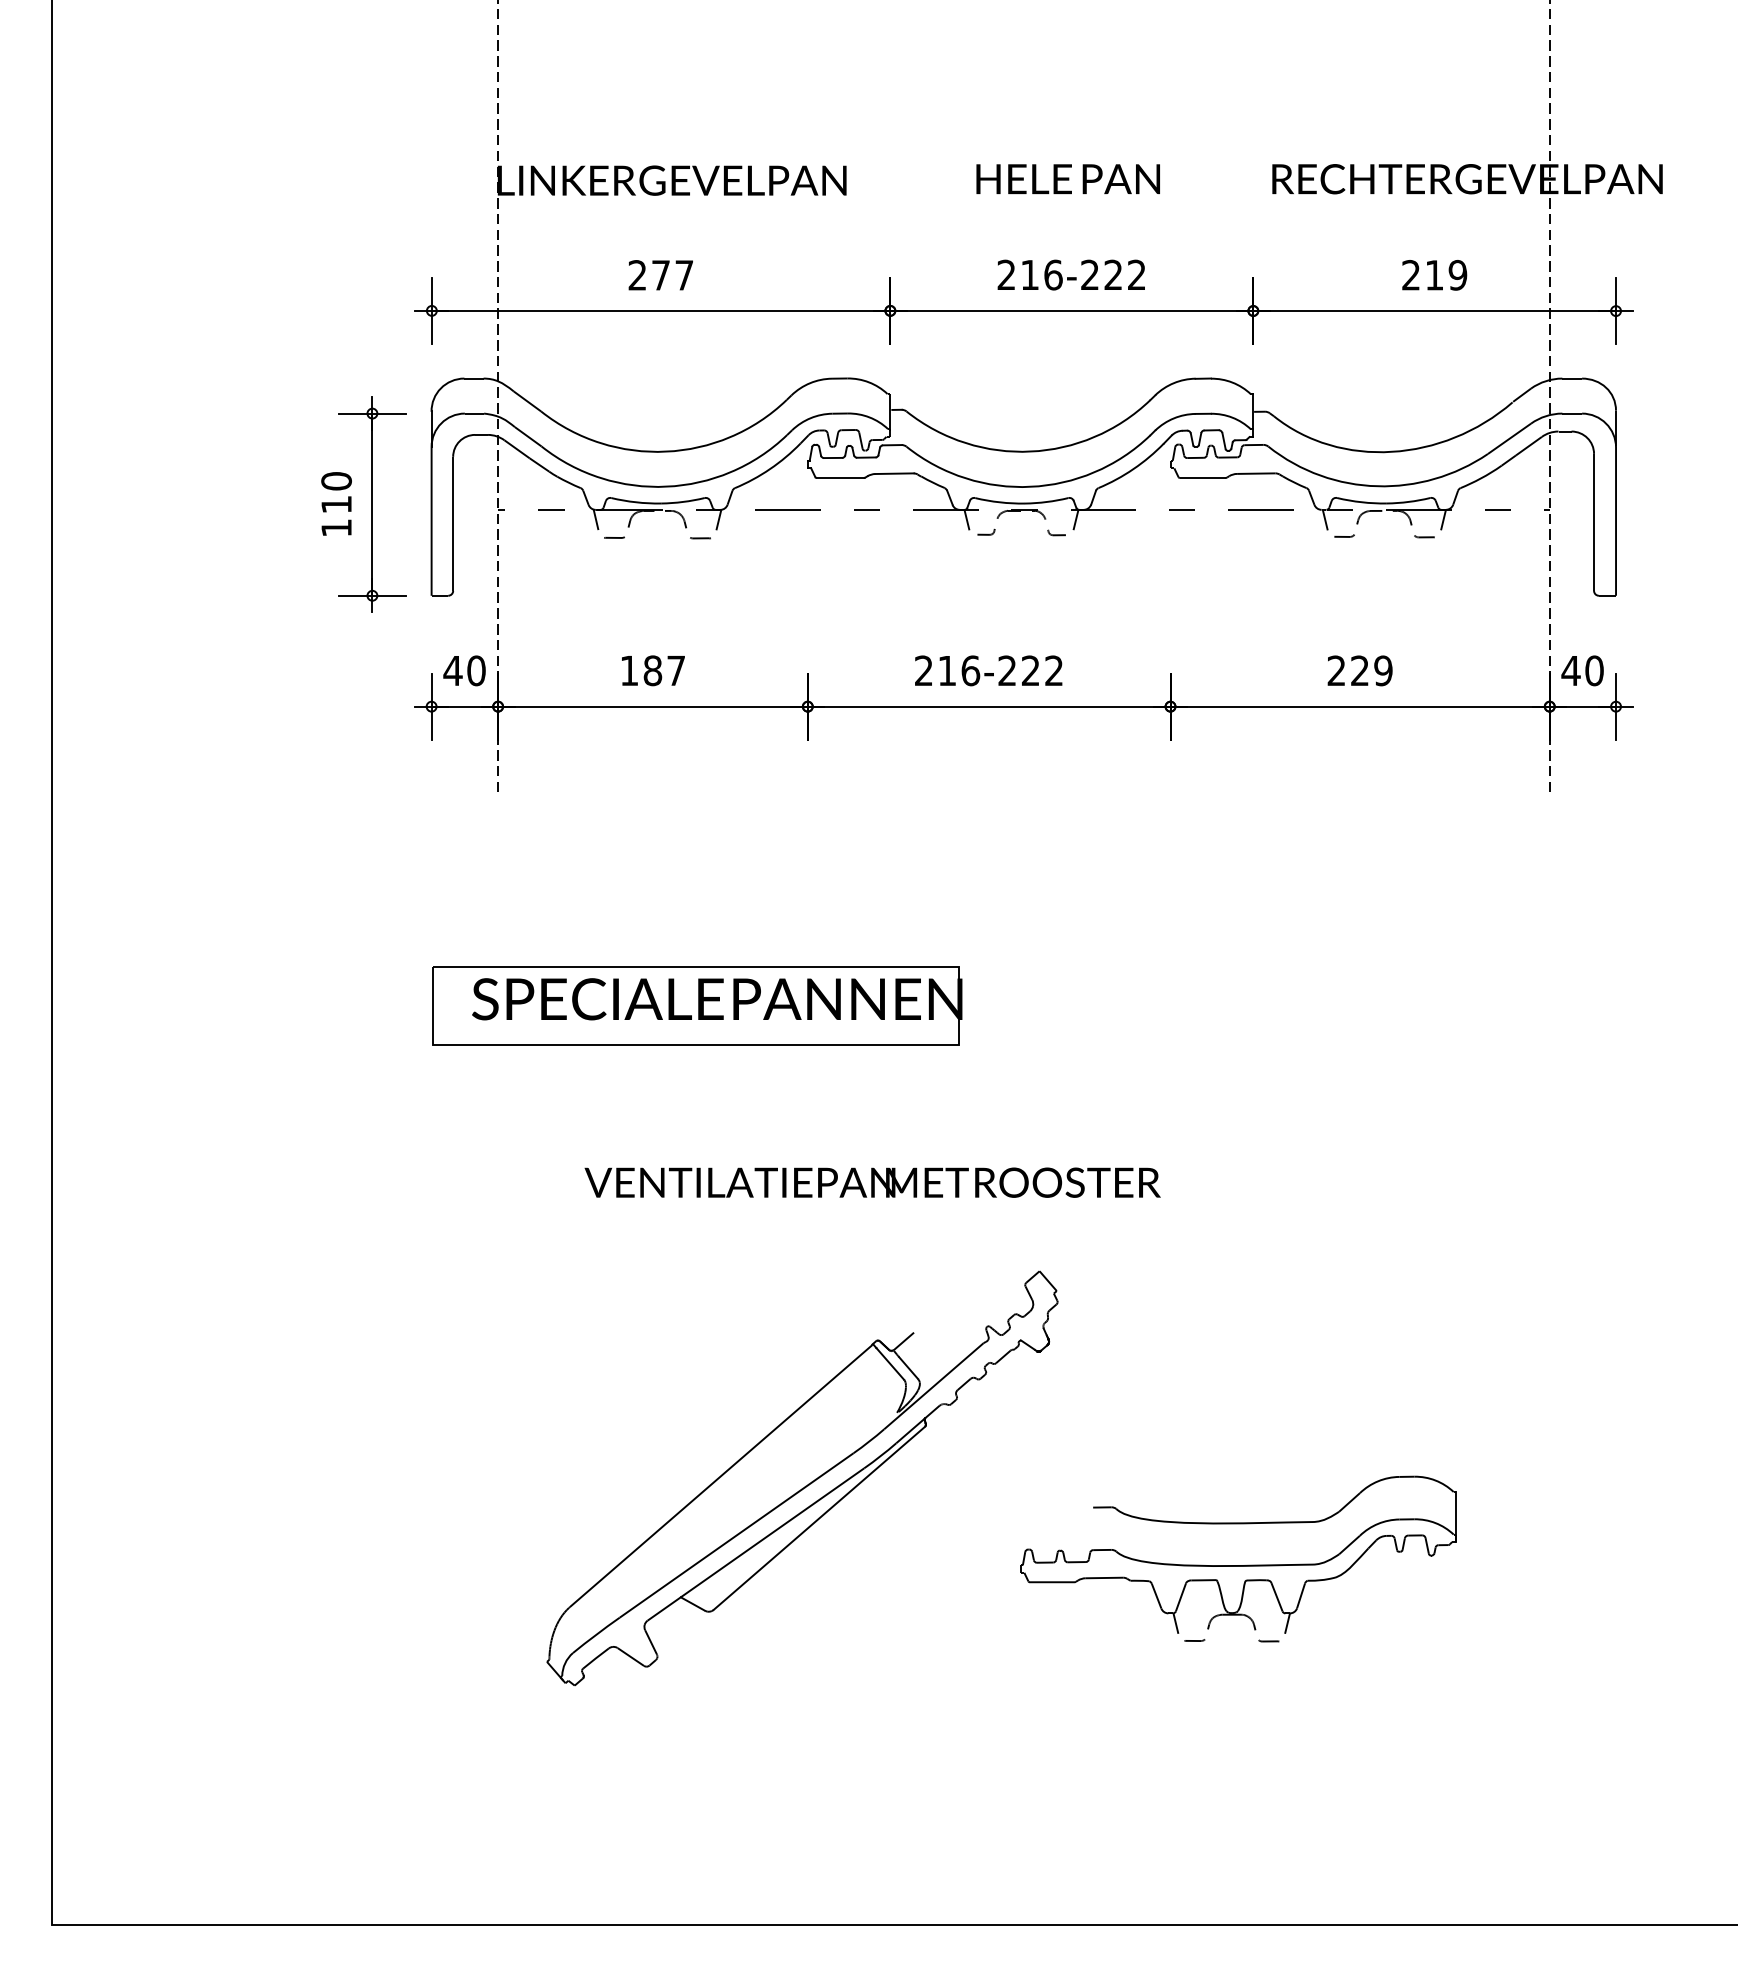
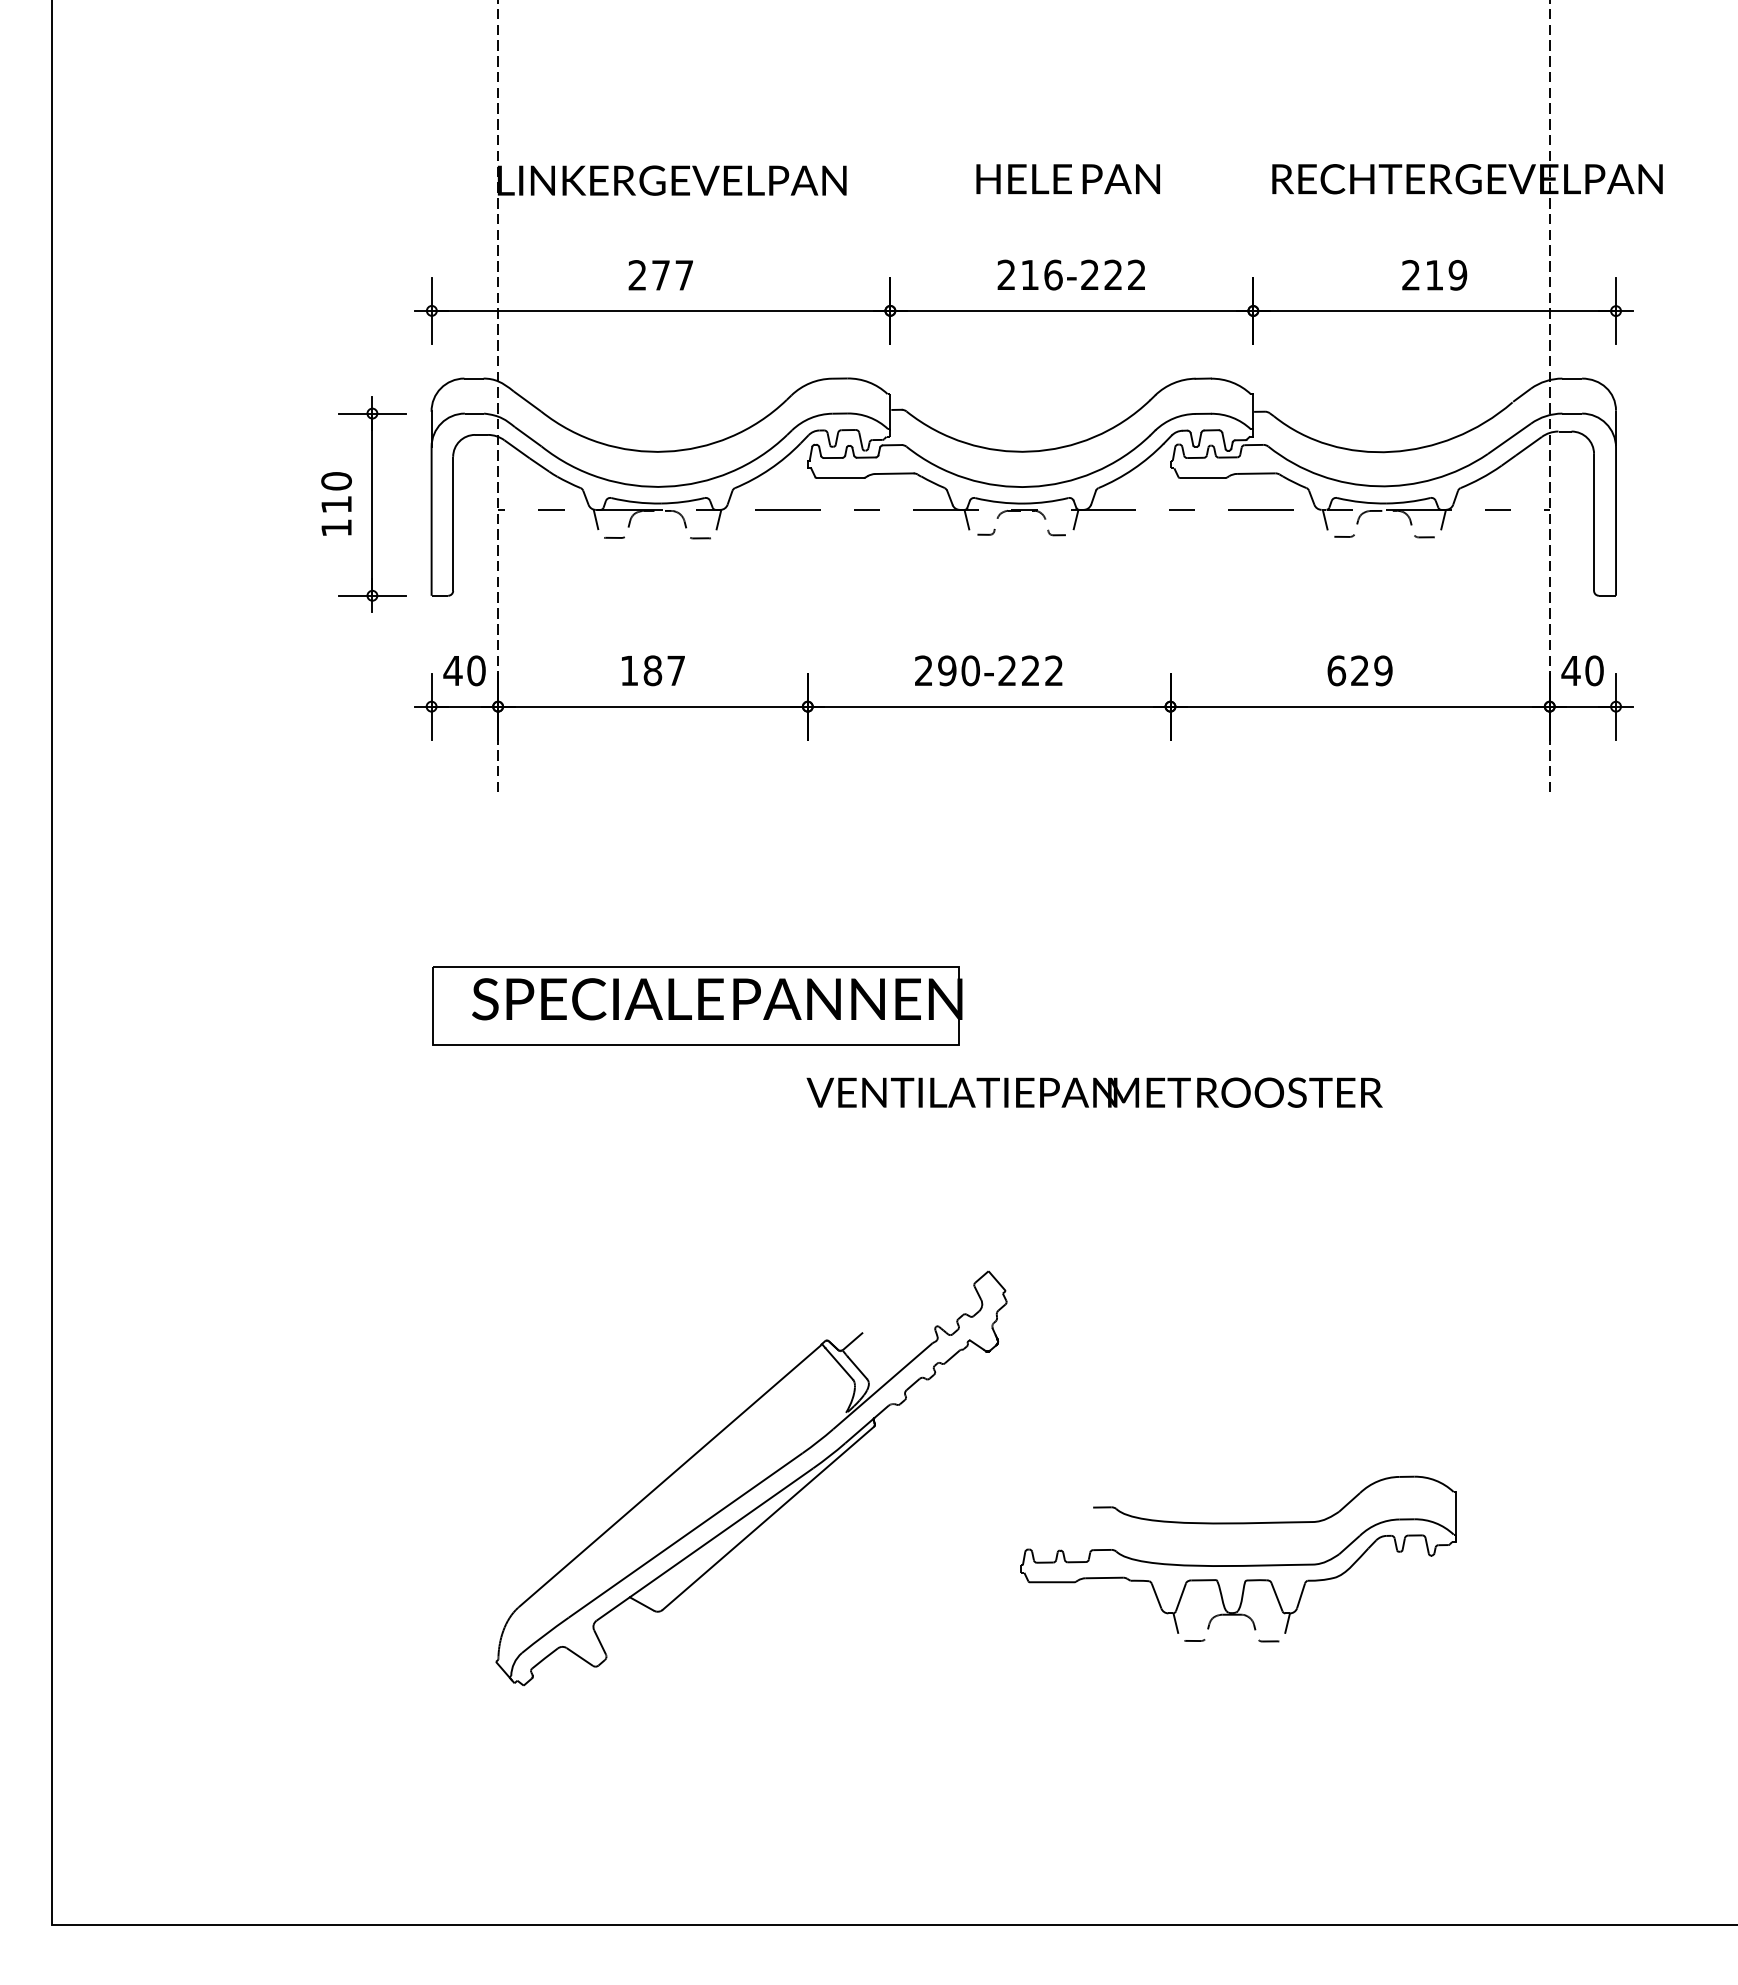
text: 216-222 -> 290-222 (959, 670)
text: 229 -> 629 (1336, 670)
text position: (872, 1182) -> (1094, 1092) (1094, 1092)
part position: (802, 1478) -> (751, 1478) (751, 1478)
